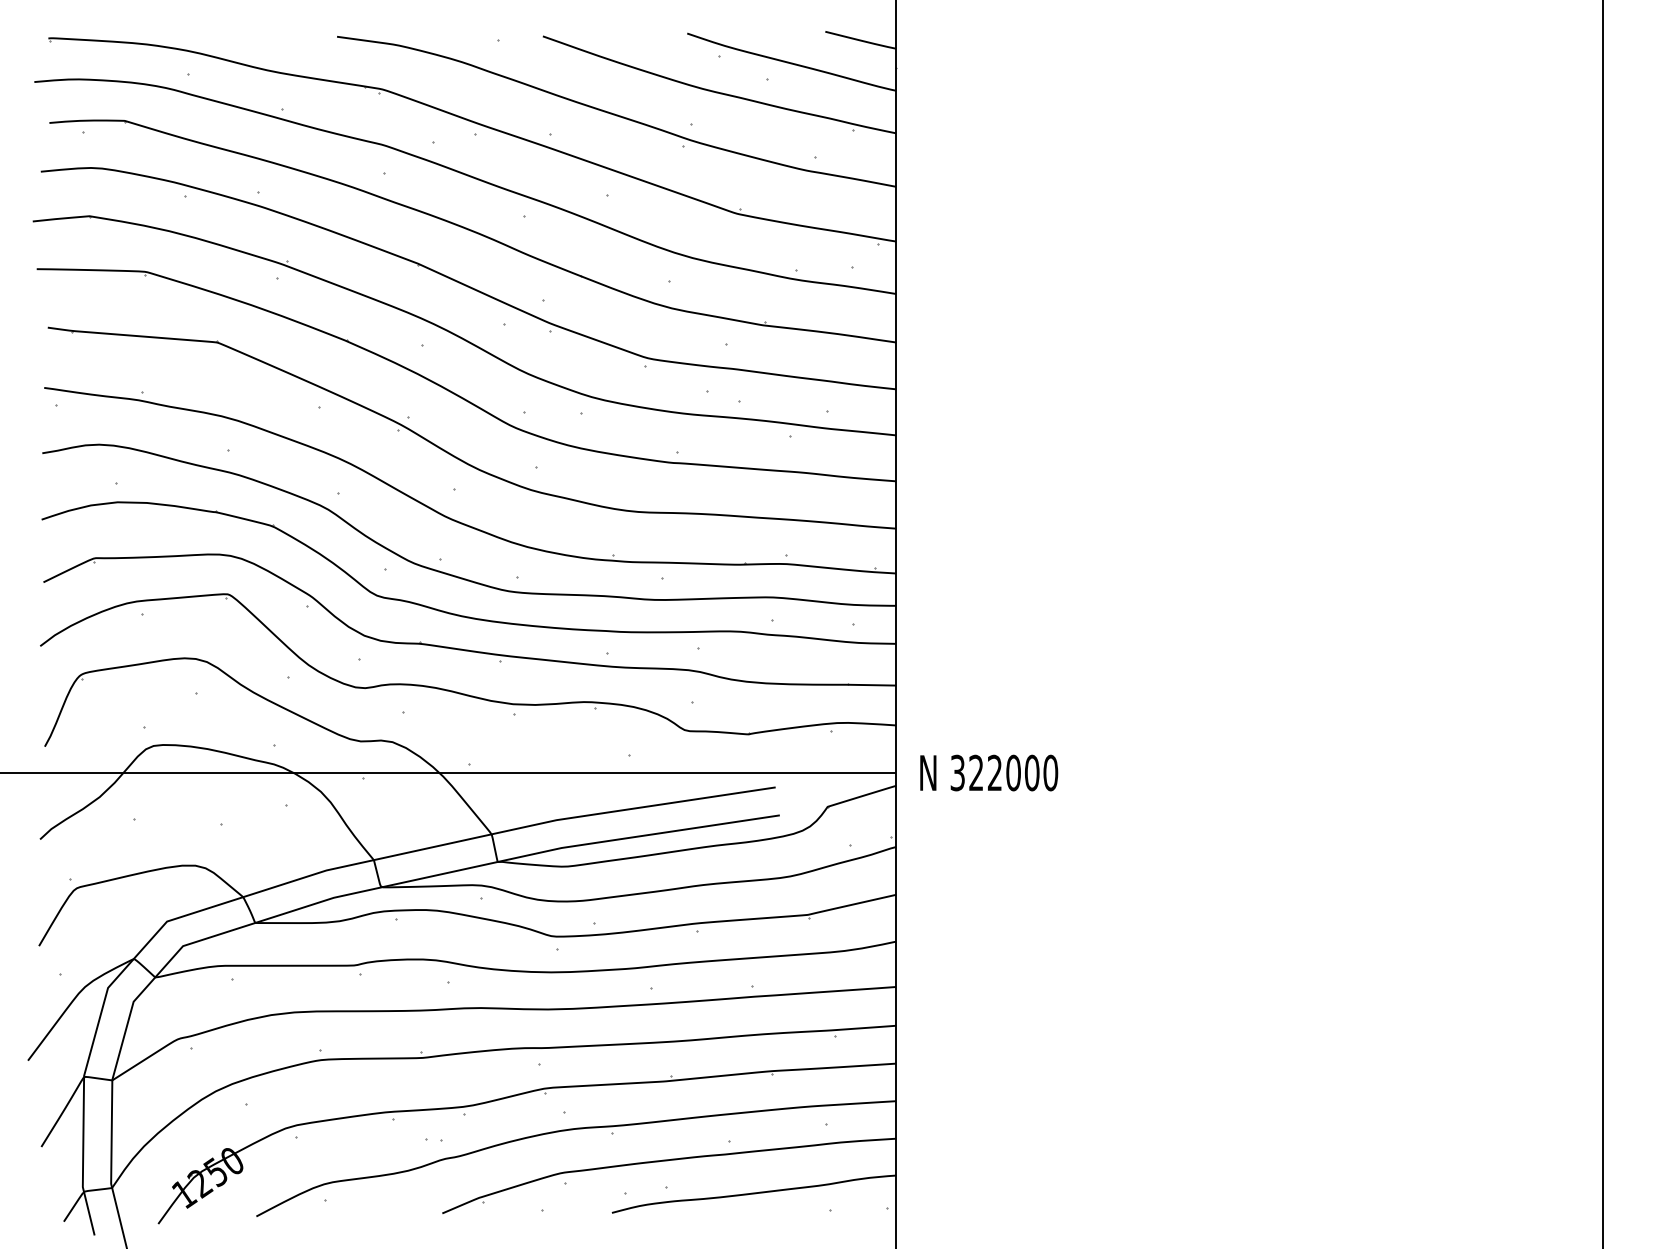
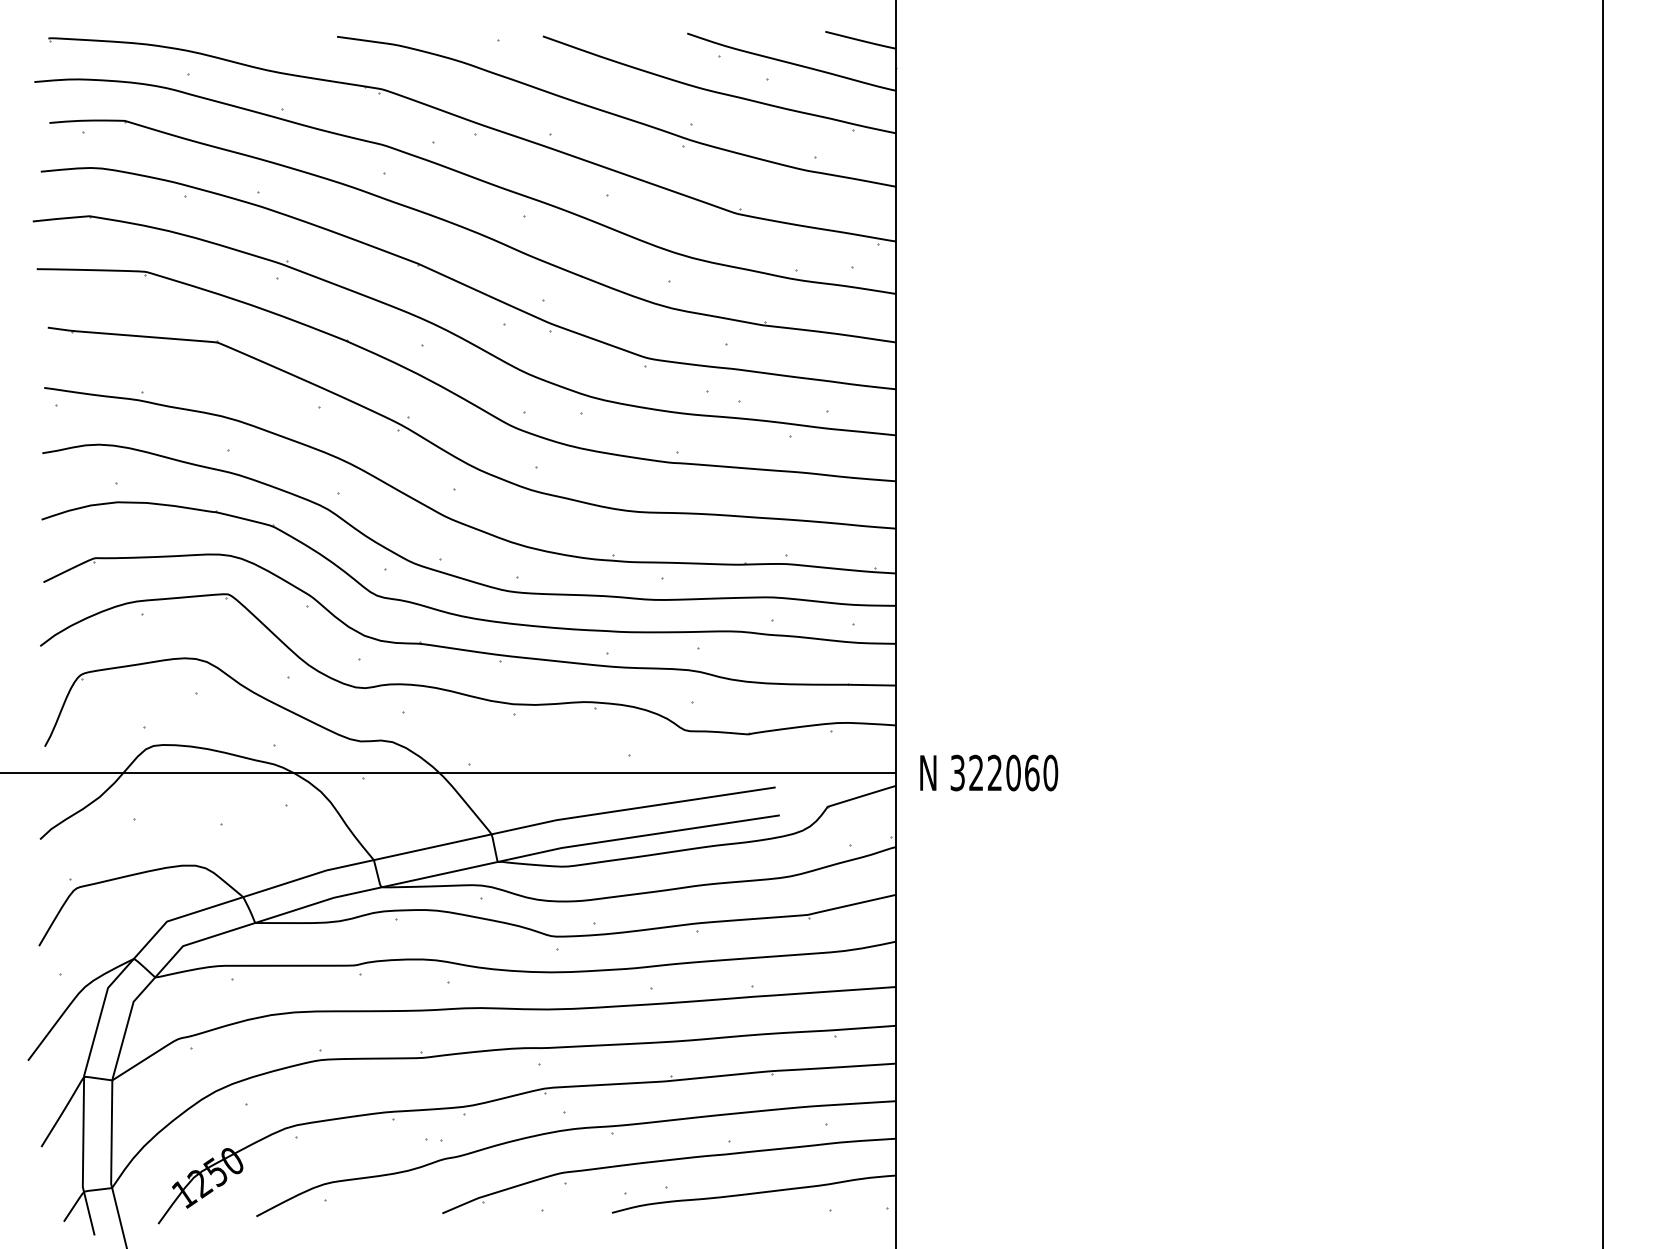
text: 322000 -> 322060 (1032, 772)
